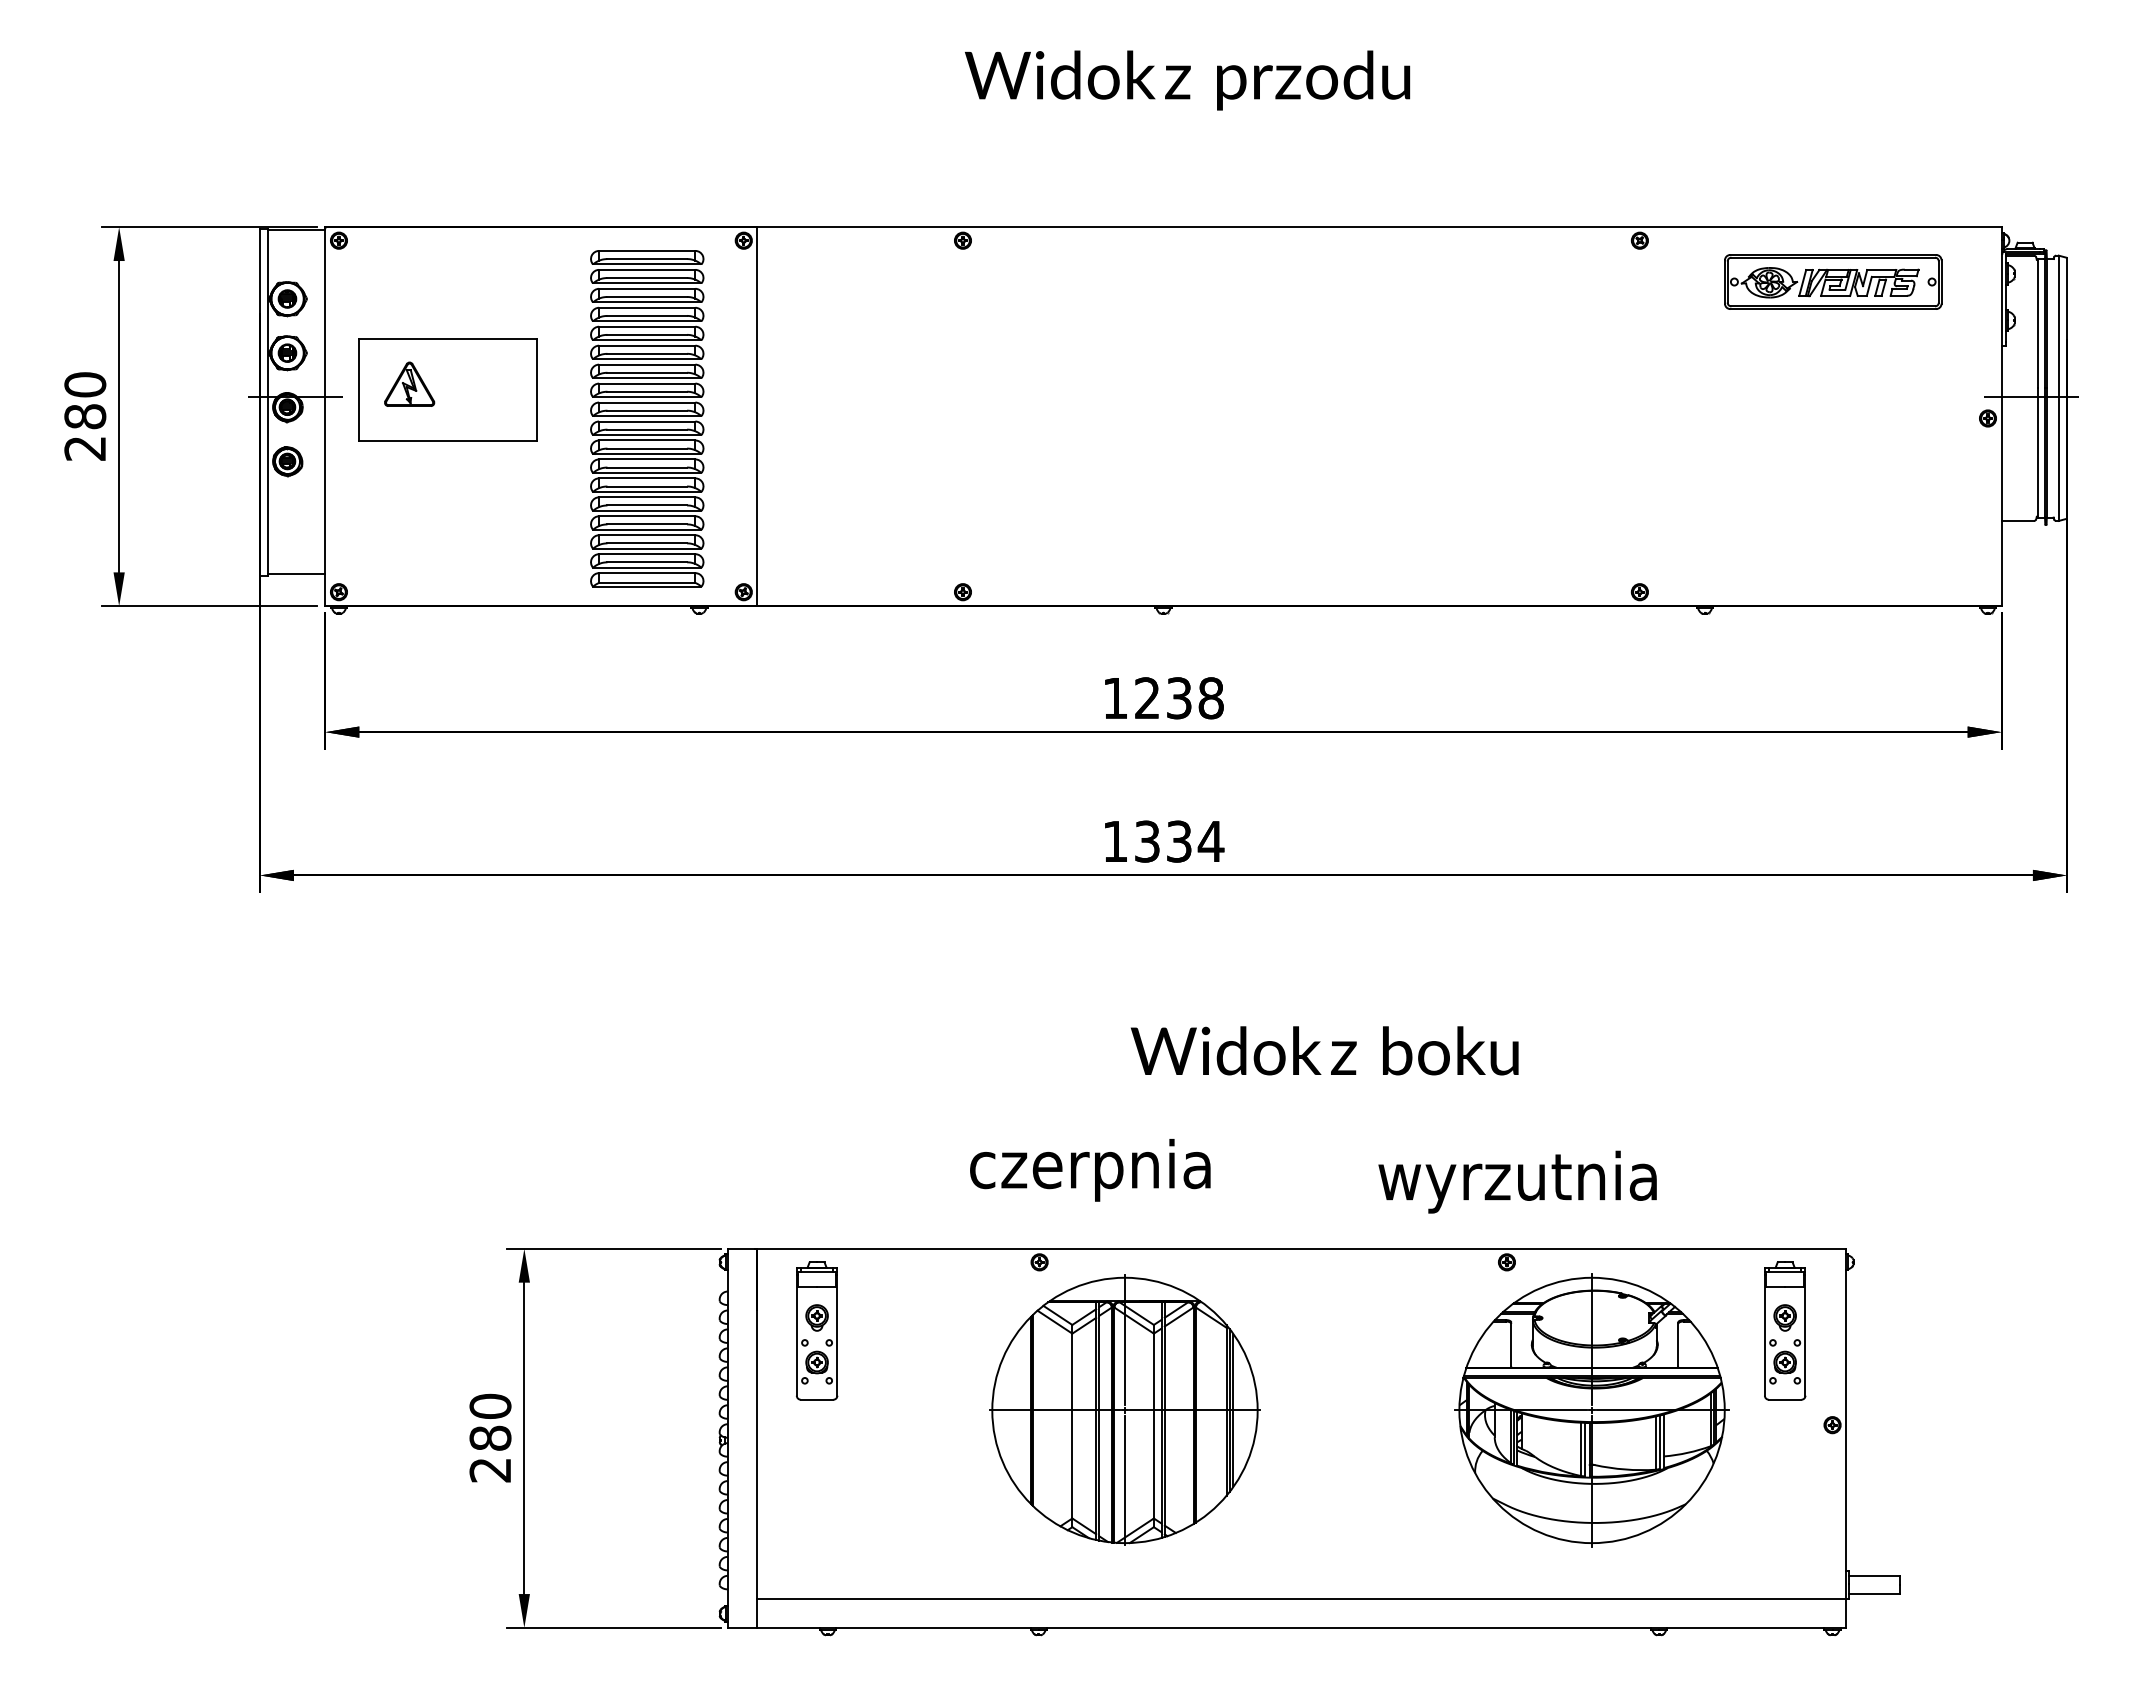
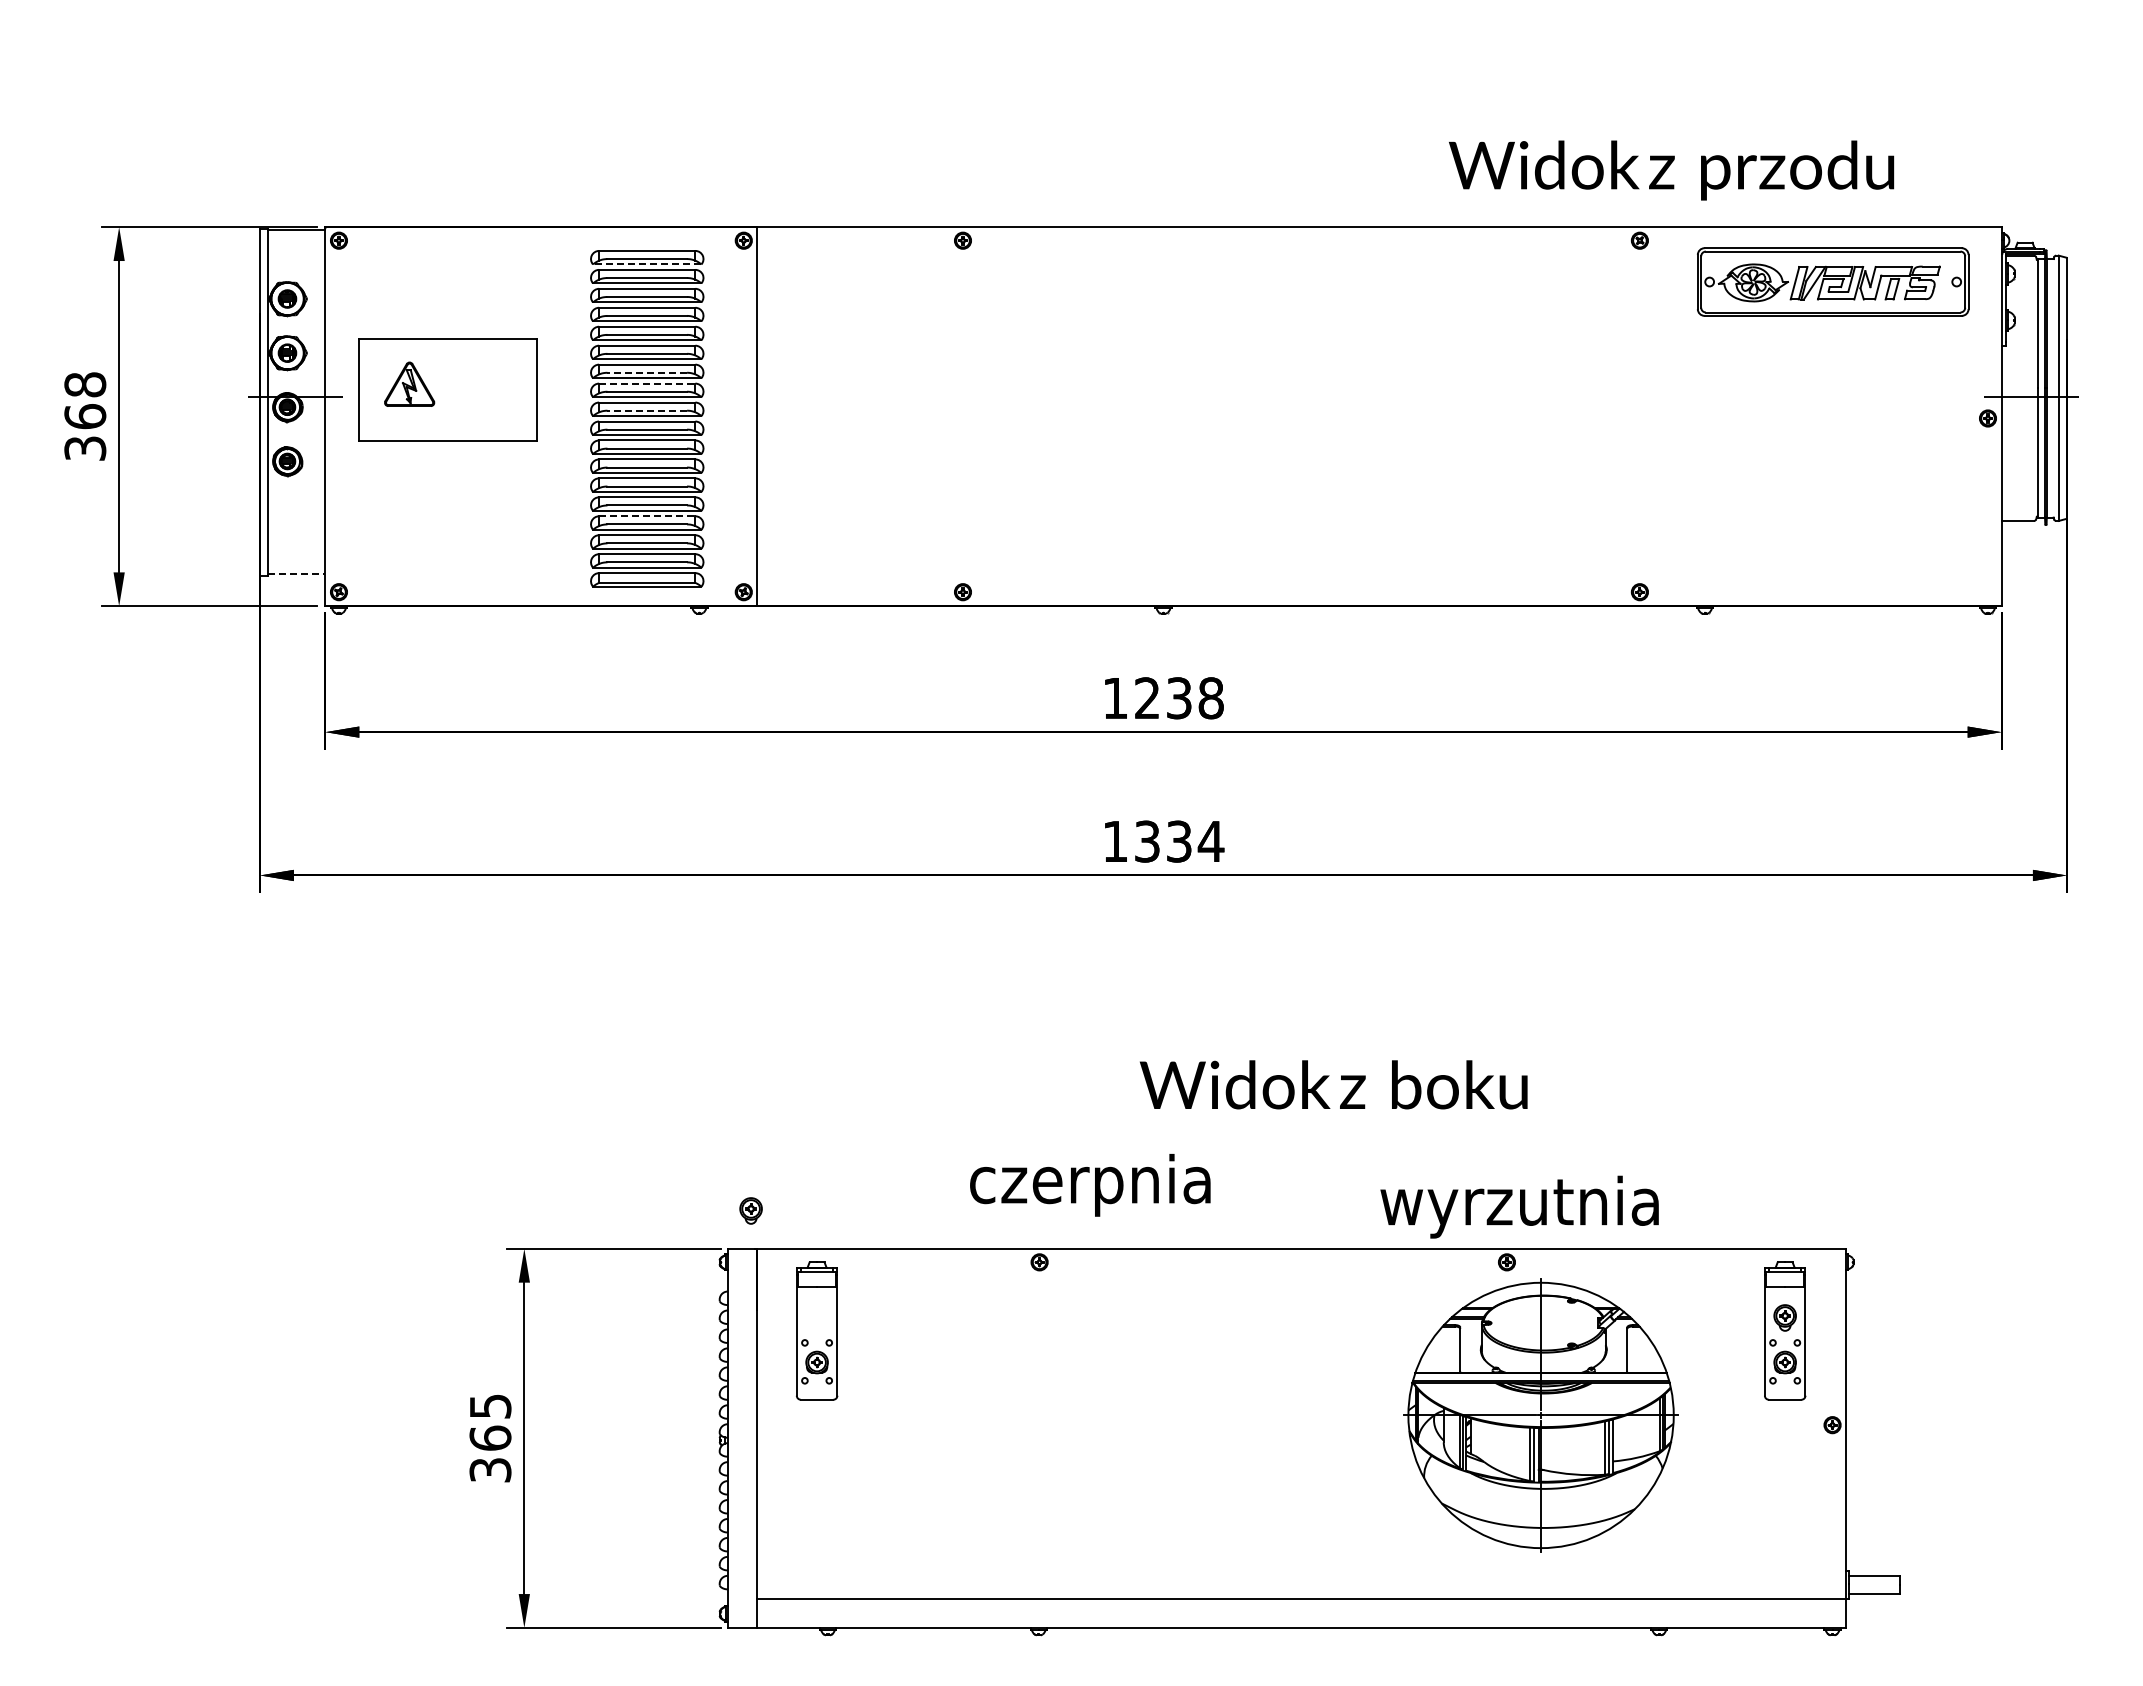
text position: (1187, 80) -> (1671, 170) (1671, 170)
line: solid -> dashed (646, 264)
part size: 219x56 px -> 273x70 px (1833, 281)
line: solid -> dashed (647, 372)
line: solid -> dashed (647, 383)
line: solid -> dashed (647, 410)
text: 280 -> 368 (85, 416)
line: solid -> dashed (647, 516)
line: solid -> dashed (296, 574)
text position: (1324, 1050) -> (1333, 1084) (1333, 1084)
text position: (1090, 1170) -> (1090, 1185) (1090, 1185)
text position: (1517, 1181) -> (1519, 1206) (1519, 1206)
part position: (816, 1317) -> (750, 1210) (750, 1210)
part: present -> none (1124, 1409)
part position: (1591, 1410) -> (1540, 1415) (1540, 1415)
text: 280 -> 365 (490, 1437)
